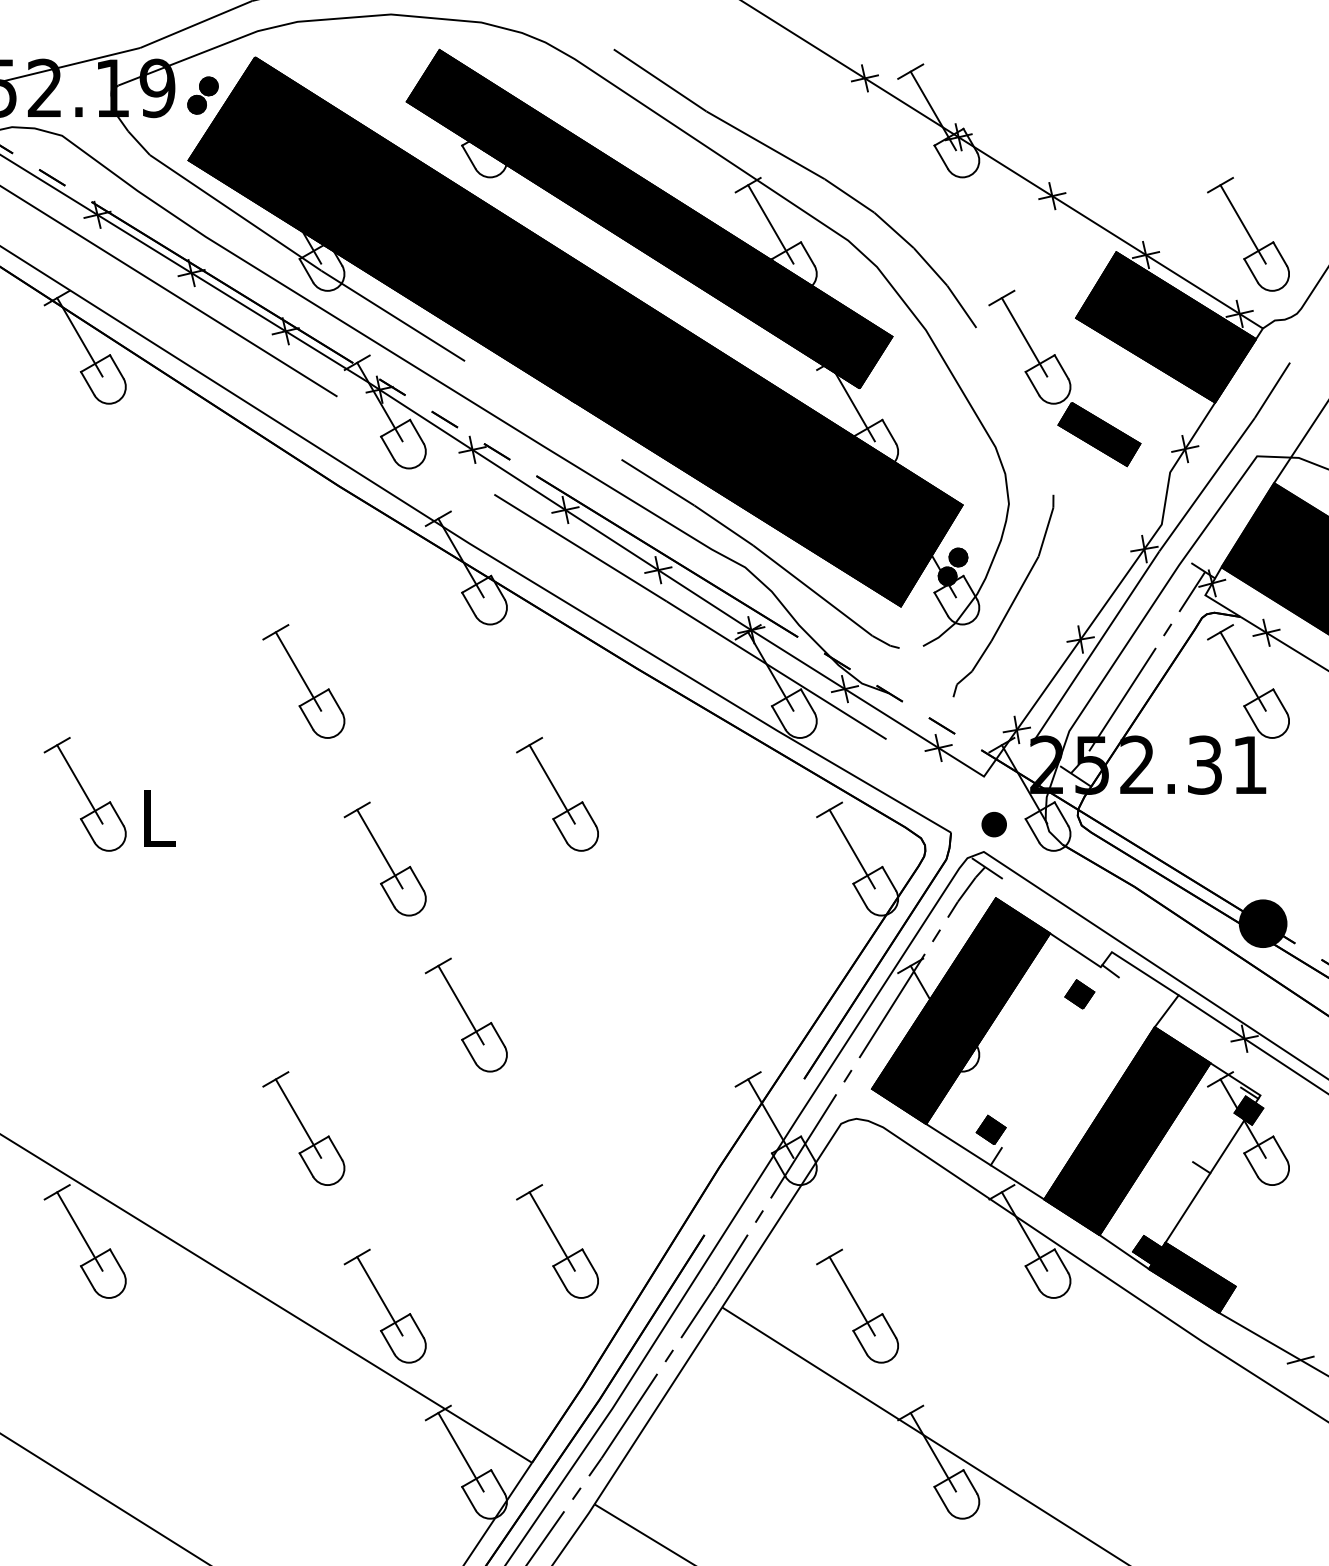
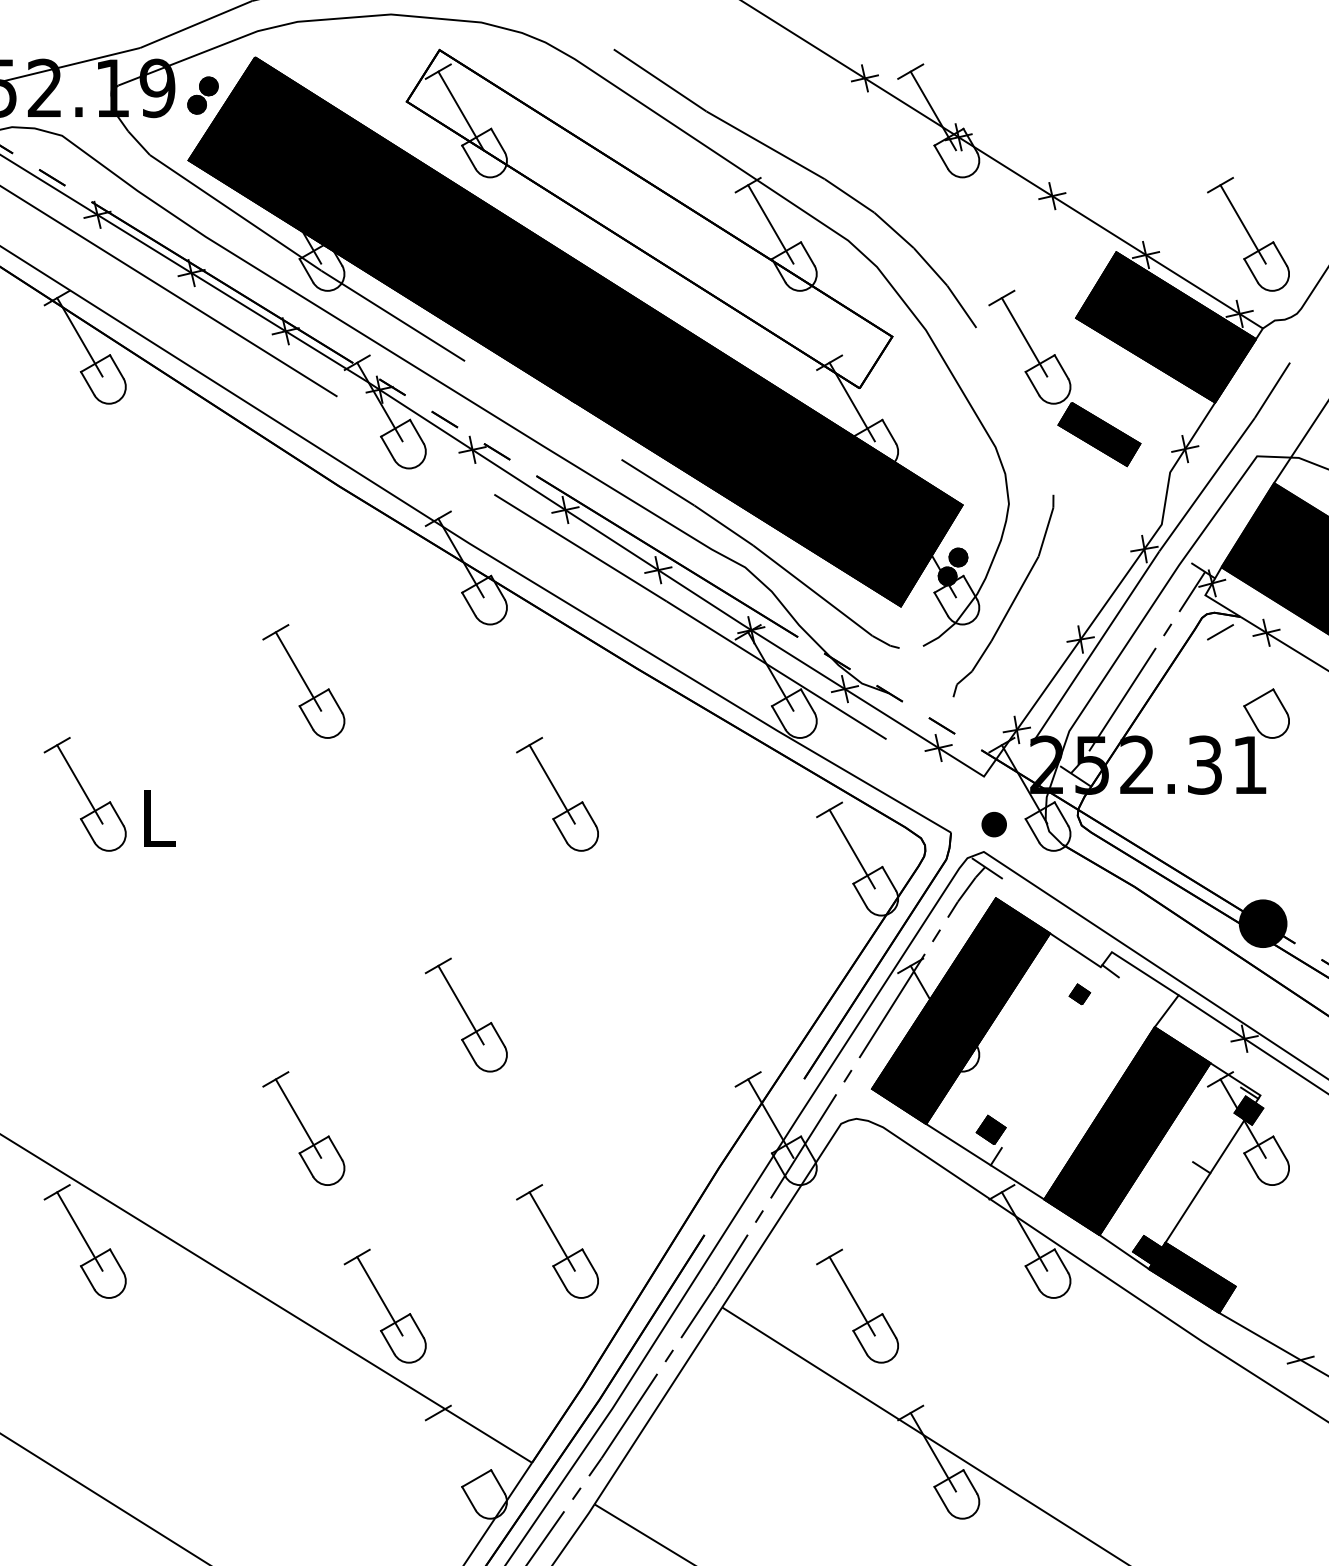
fill: present -> none (649, 219)
line: present -> none (1242, 671)
part: present -> none (384, 858)
part size: 32x31 px -> 24x23 px (1079, 994)
line: present -> none (460, 1452)
